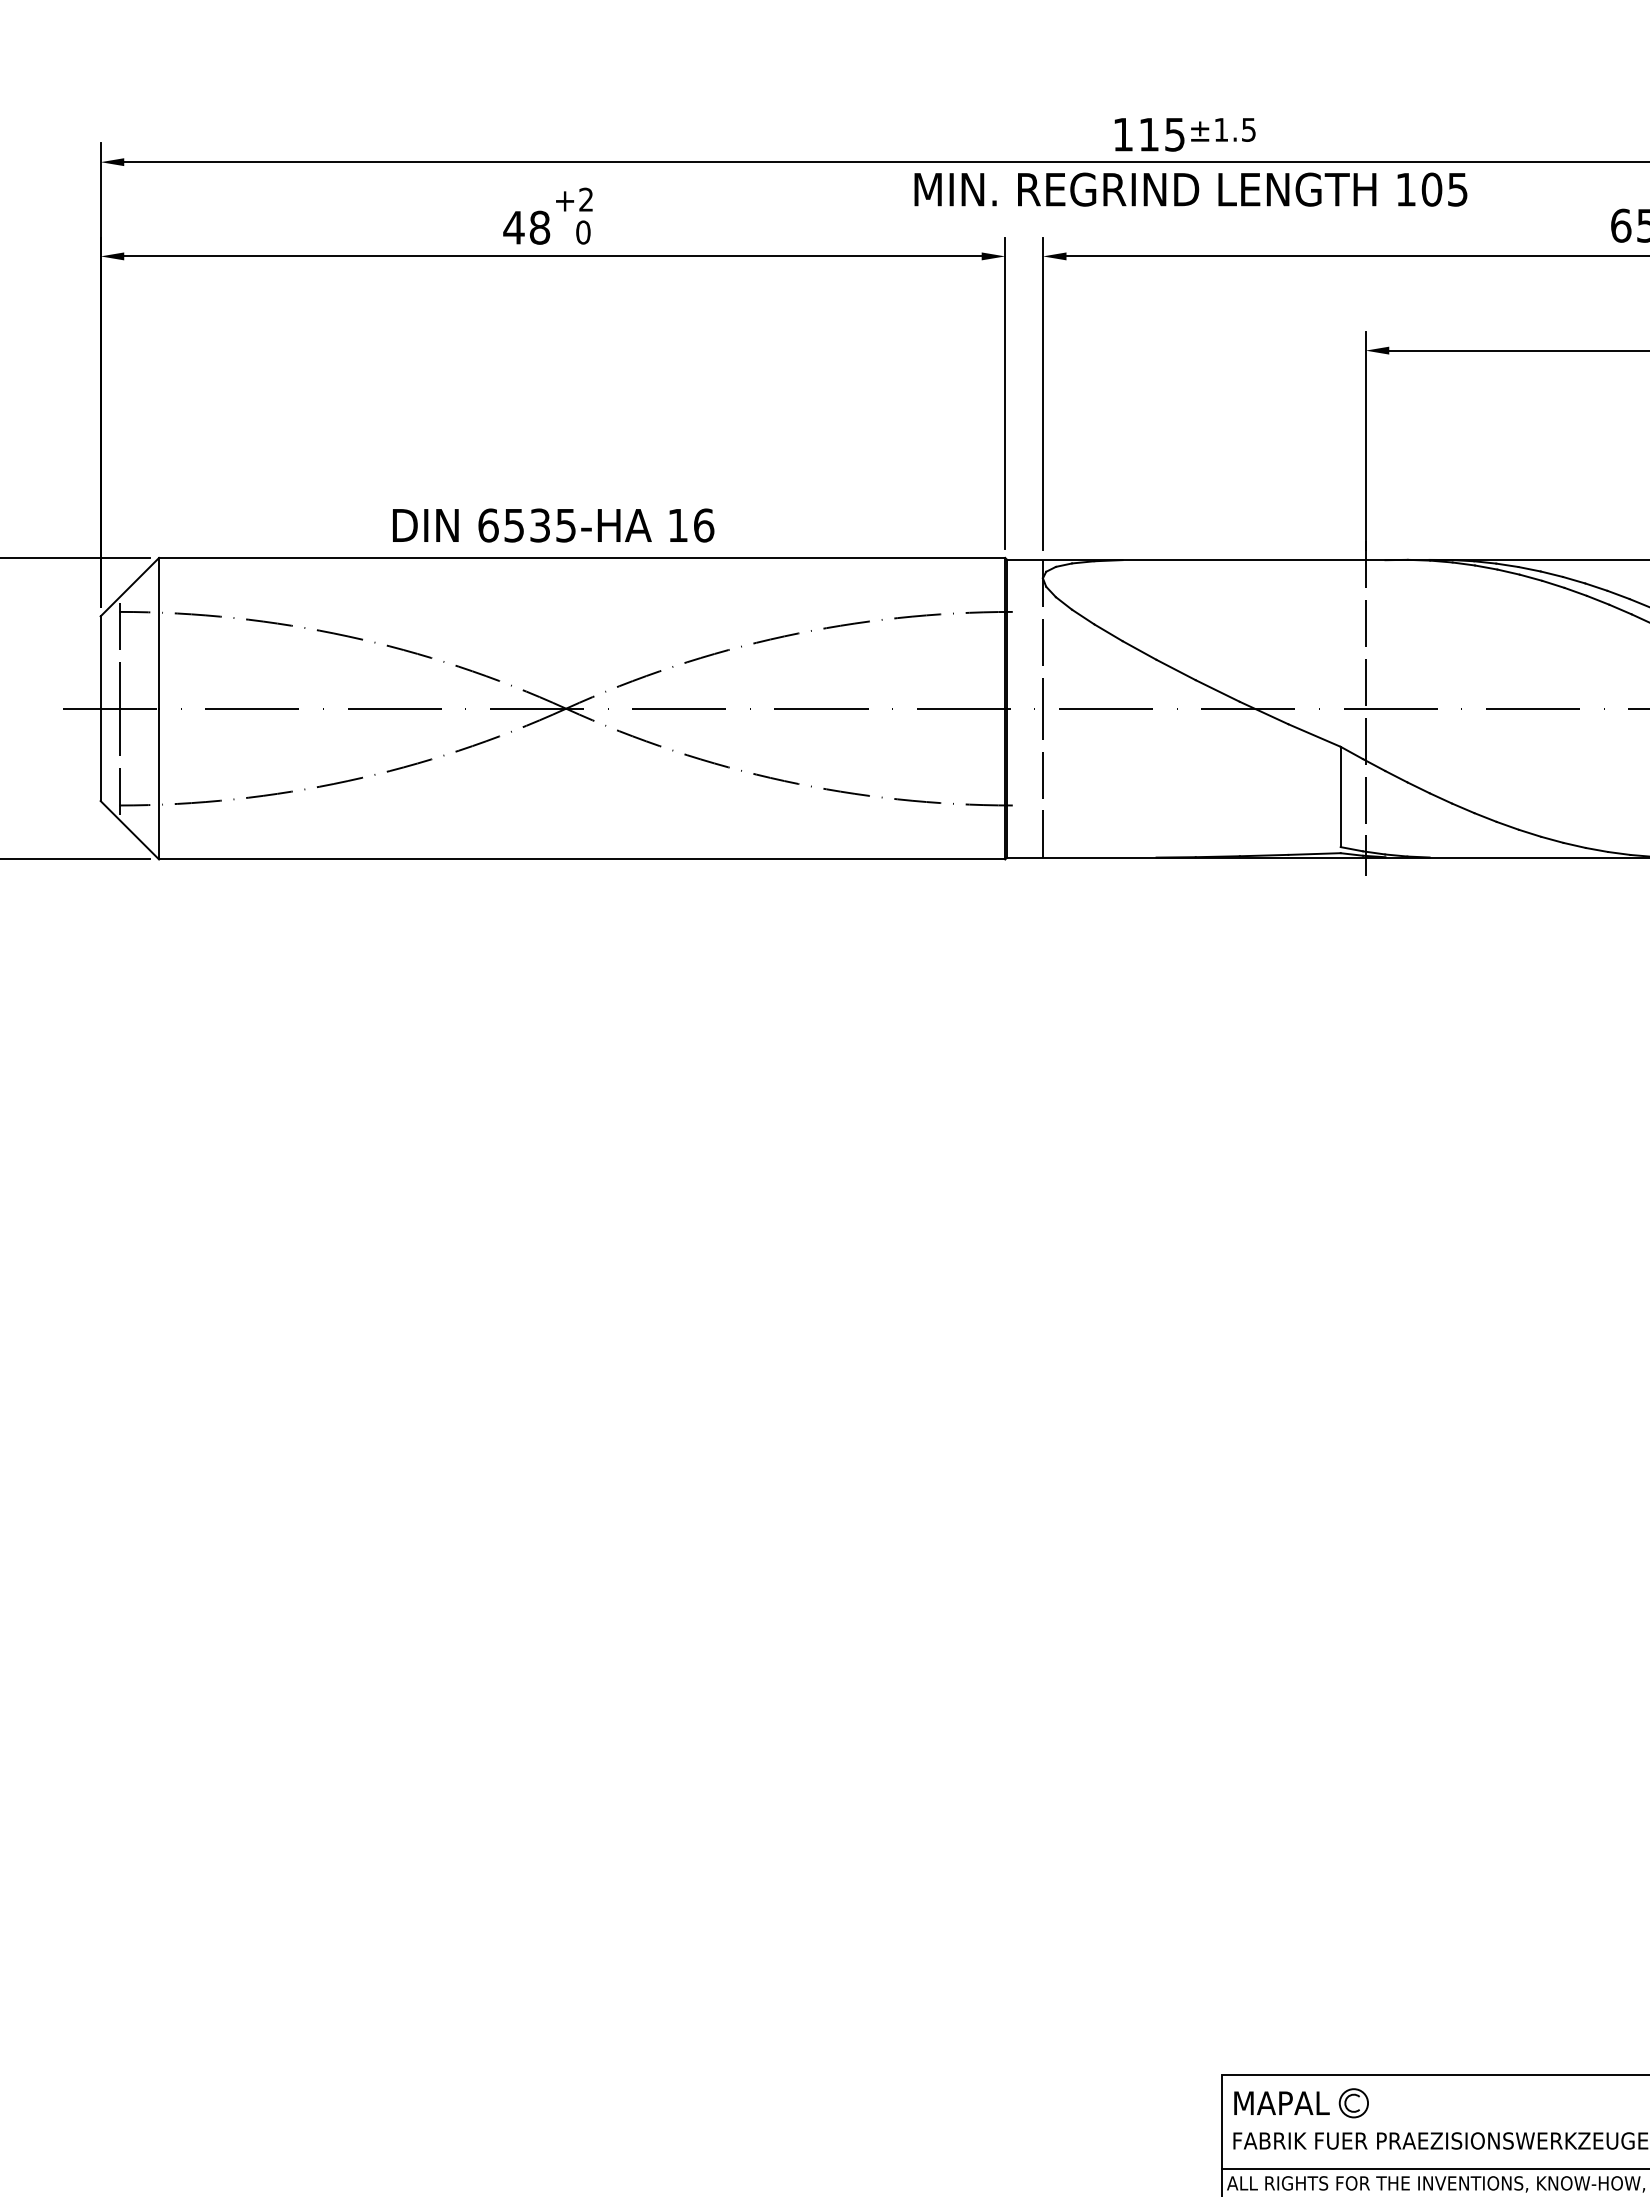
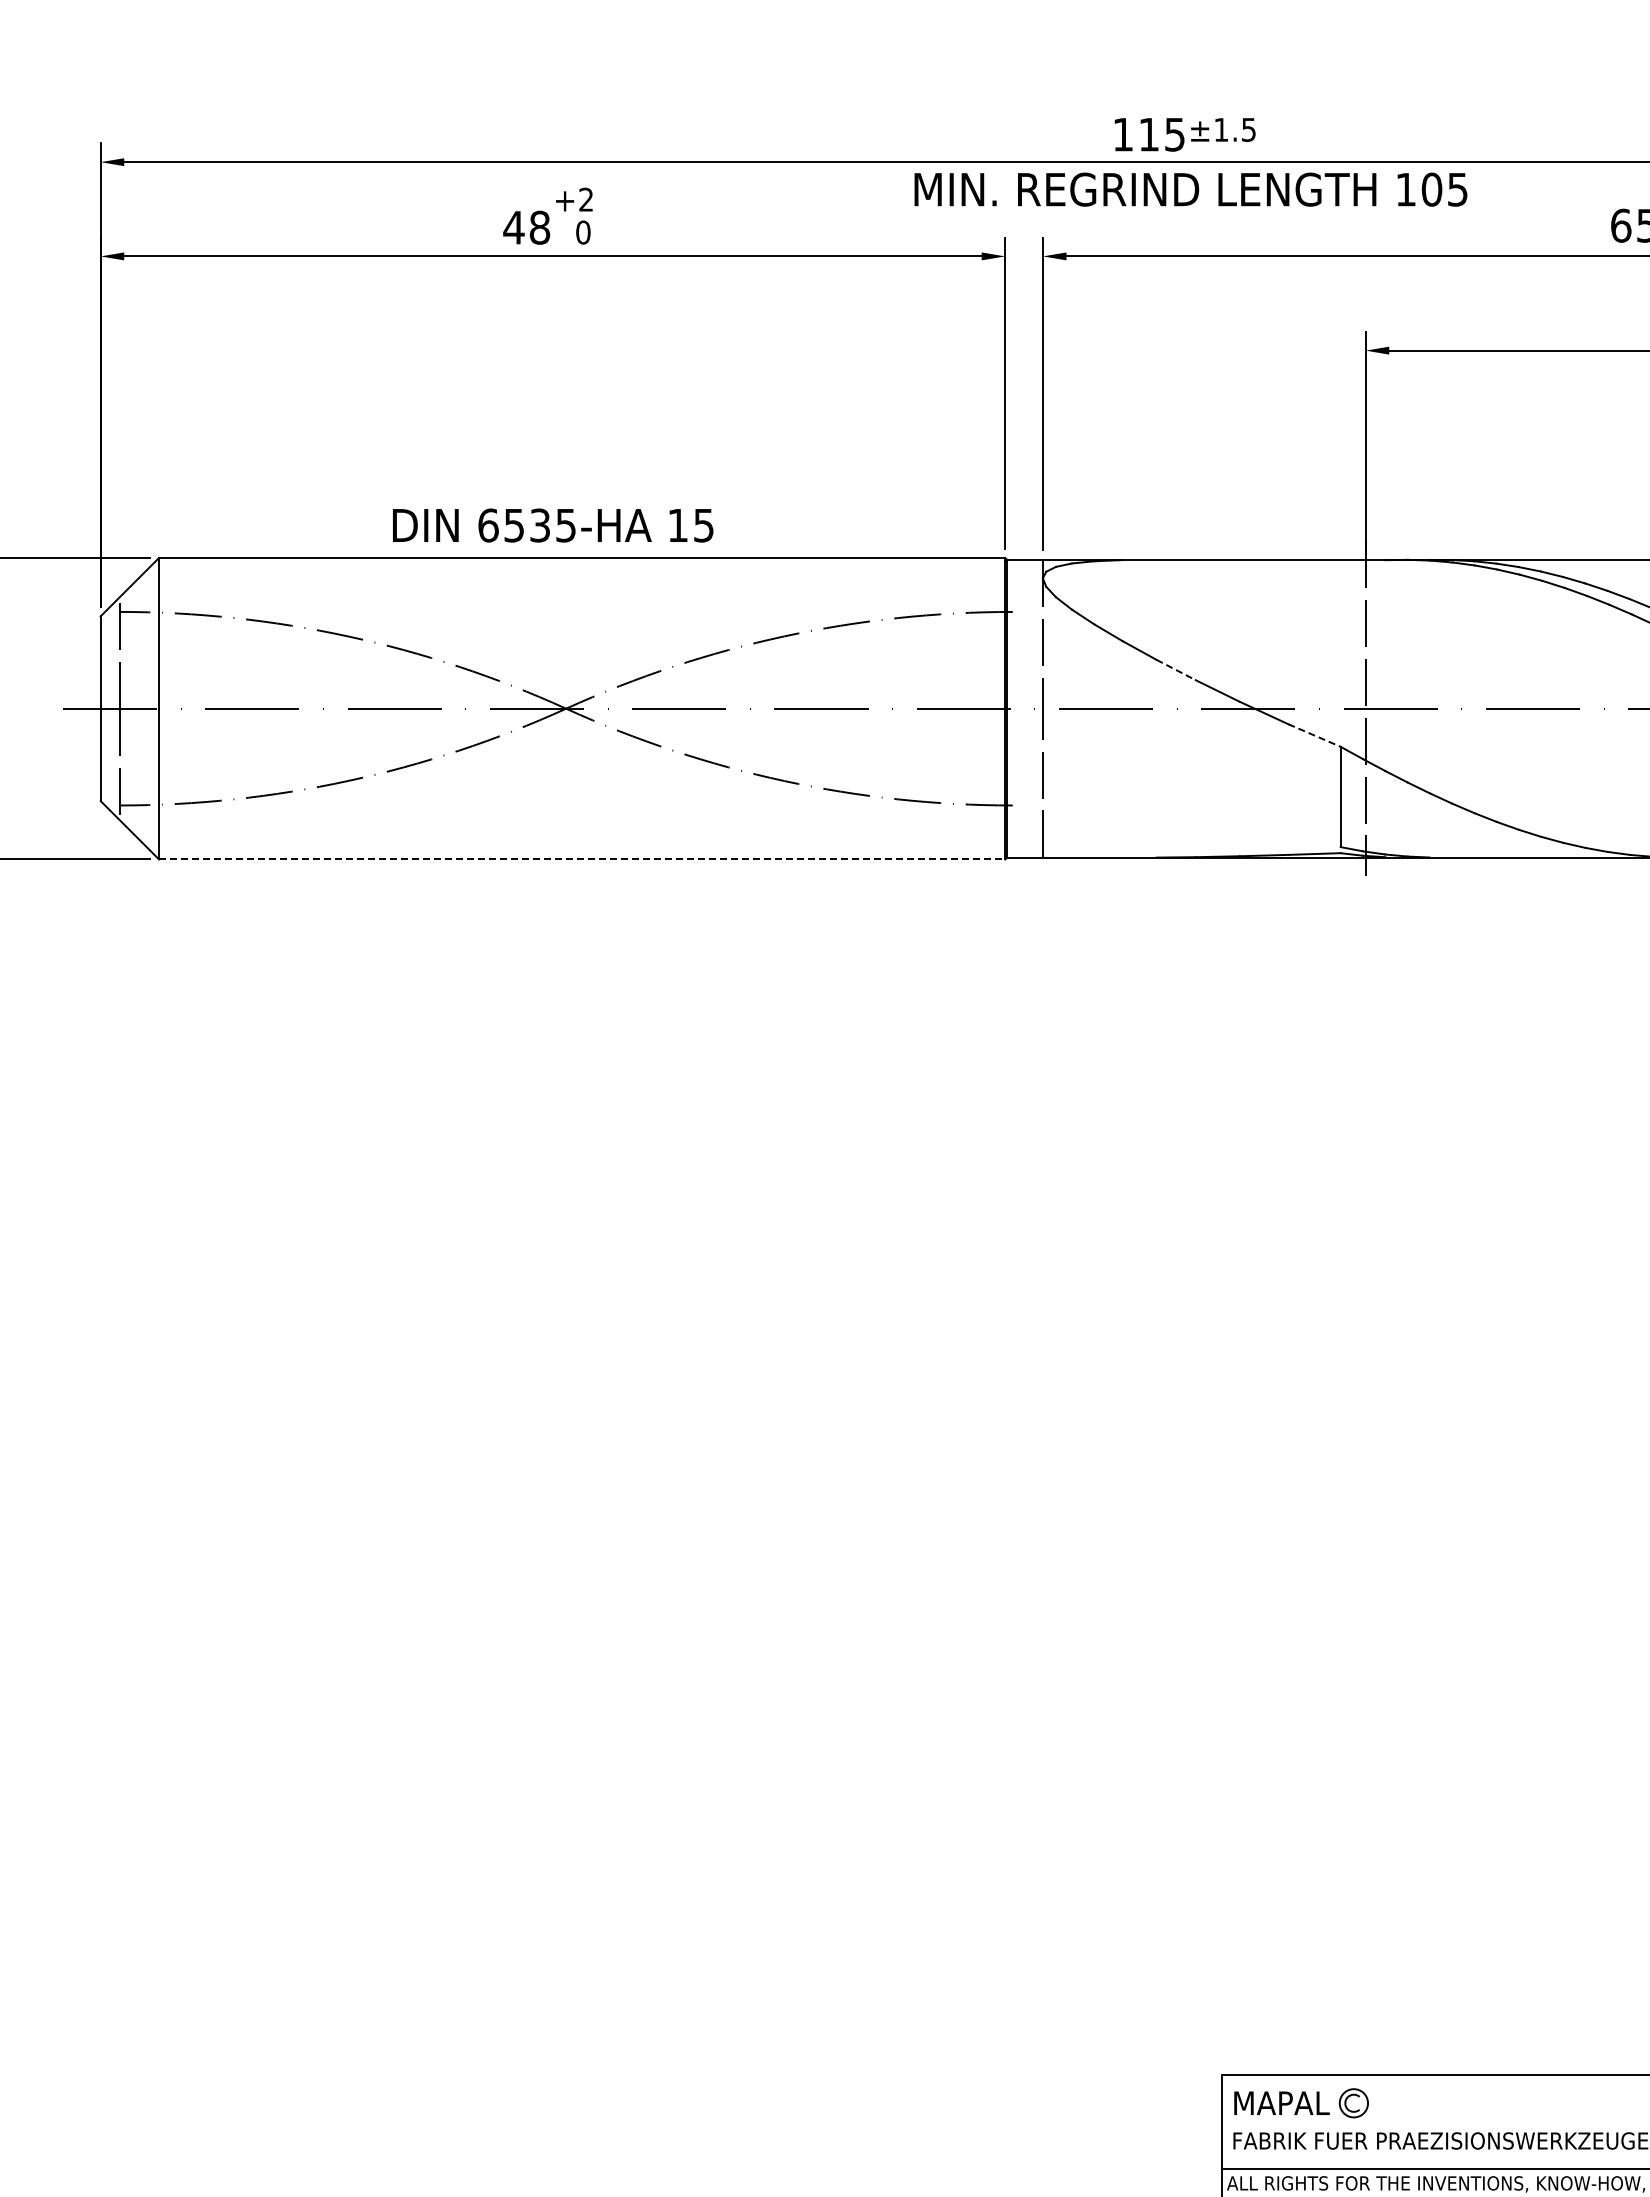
text: 16 -> 15 (704, 525)
line: solid -> dashed (1176, 670)
line: solid -> dashed (1314, 735)
line: solid -> dashed (582, 859)
